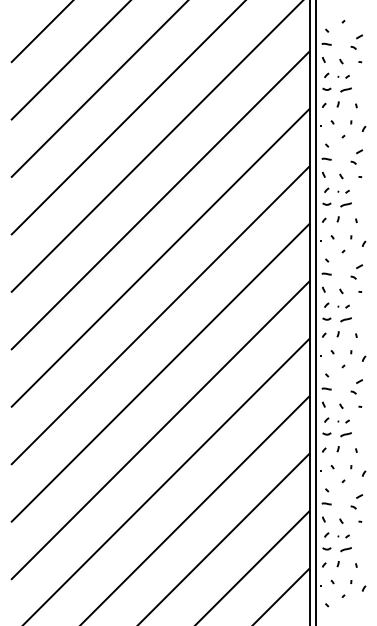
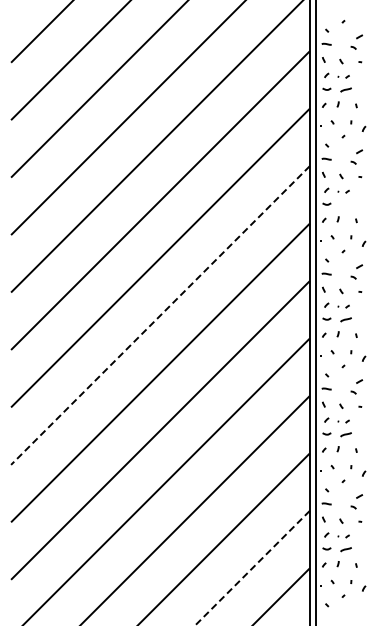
curve: present -> none (345, 204)
line: solid -> dashed (160, 315)
line: solid -> dashed (251, 568)
